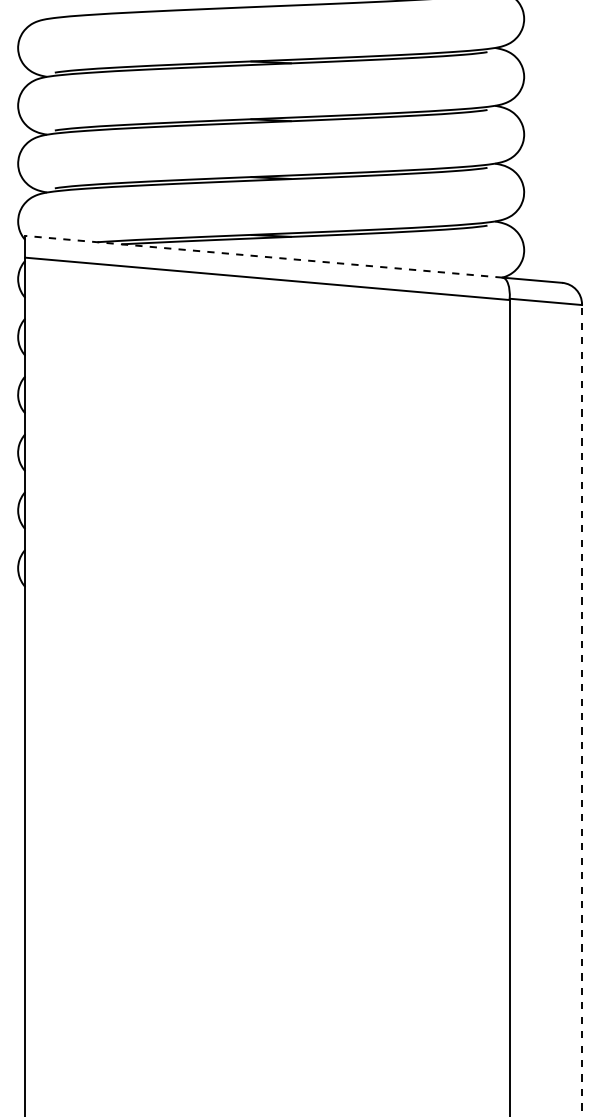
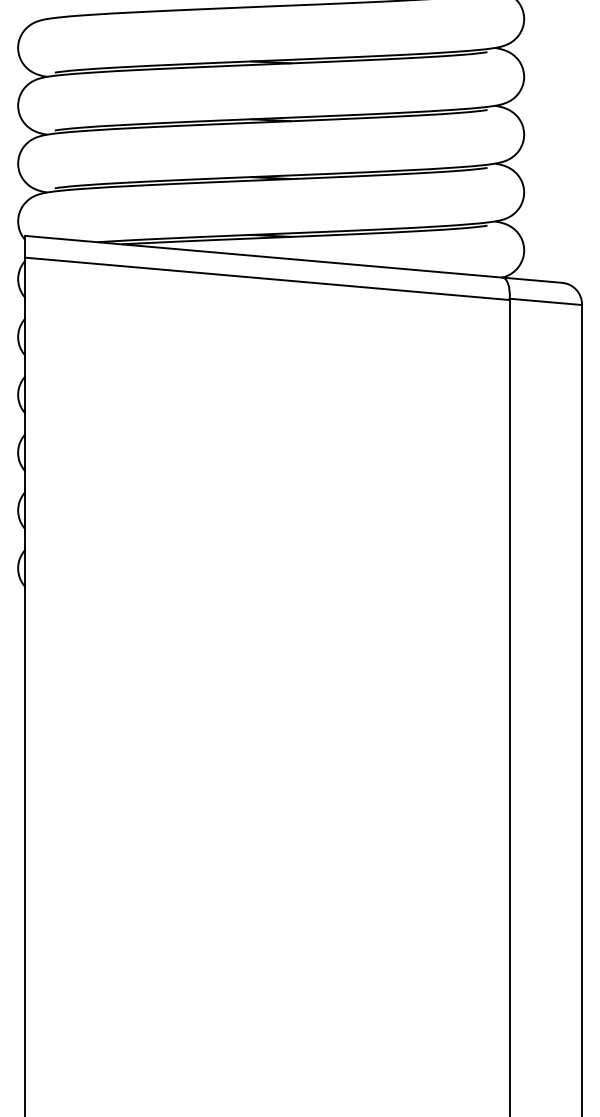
line: dashed -> solid (263, 256)
line: dashed -> solid (582, 710)
